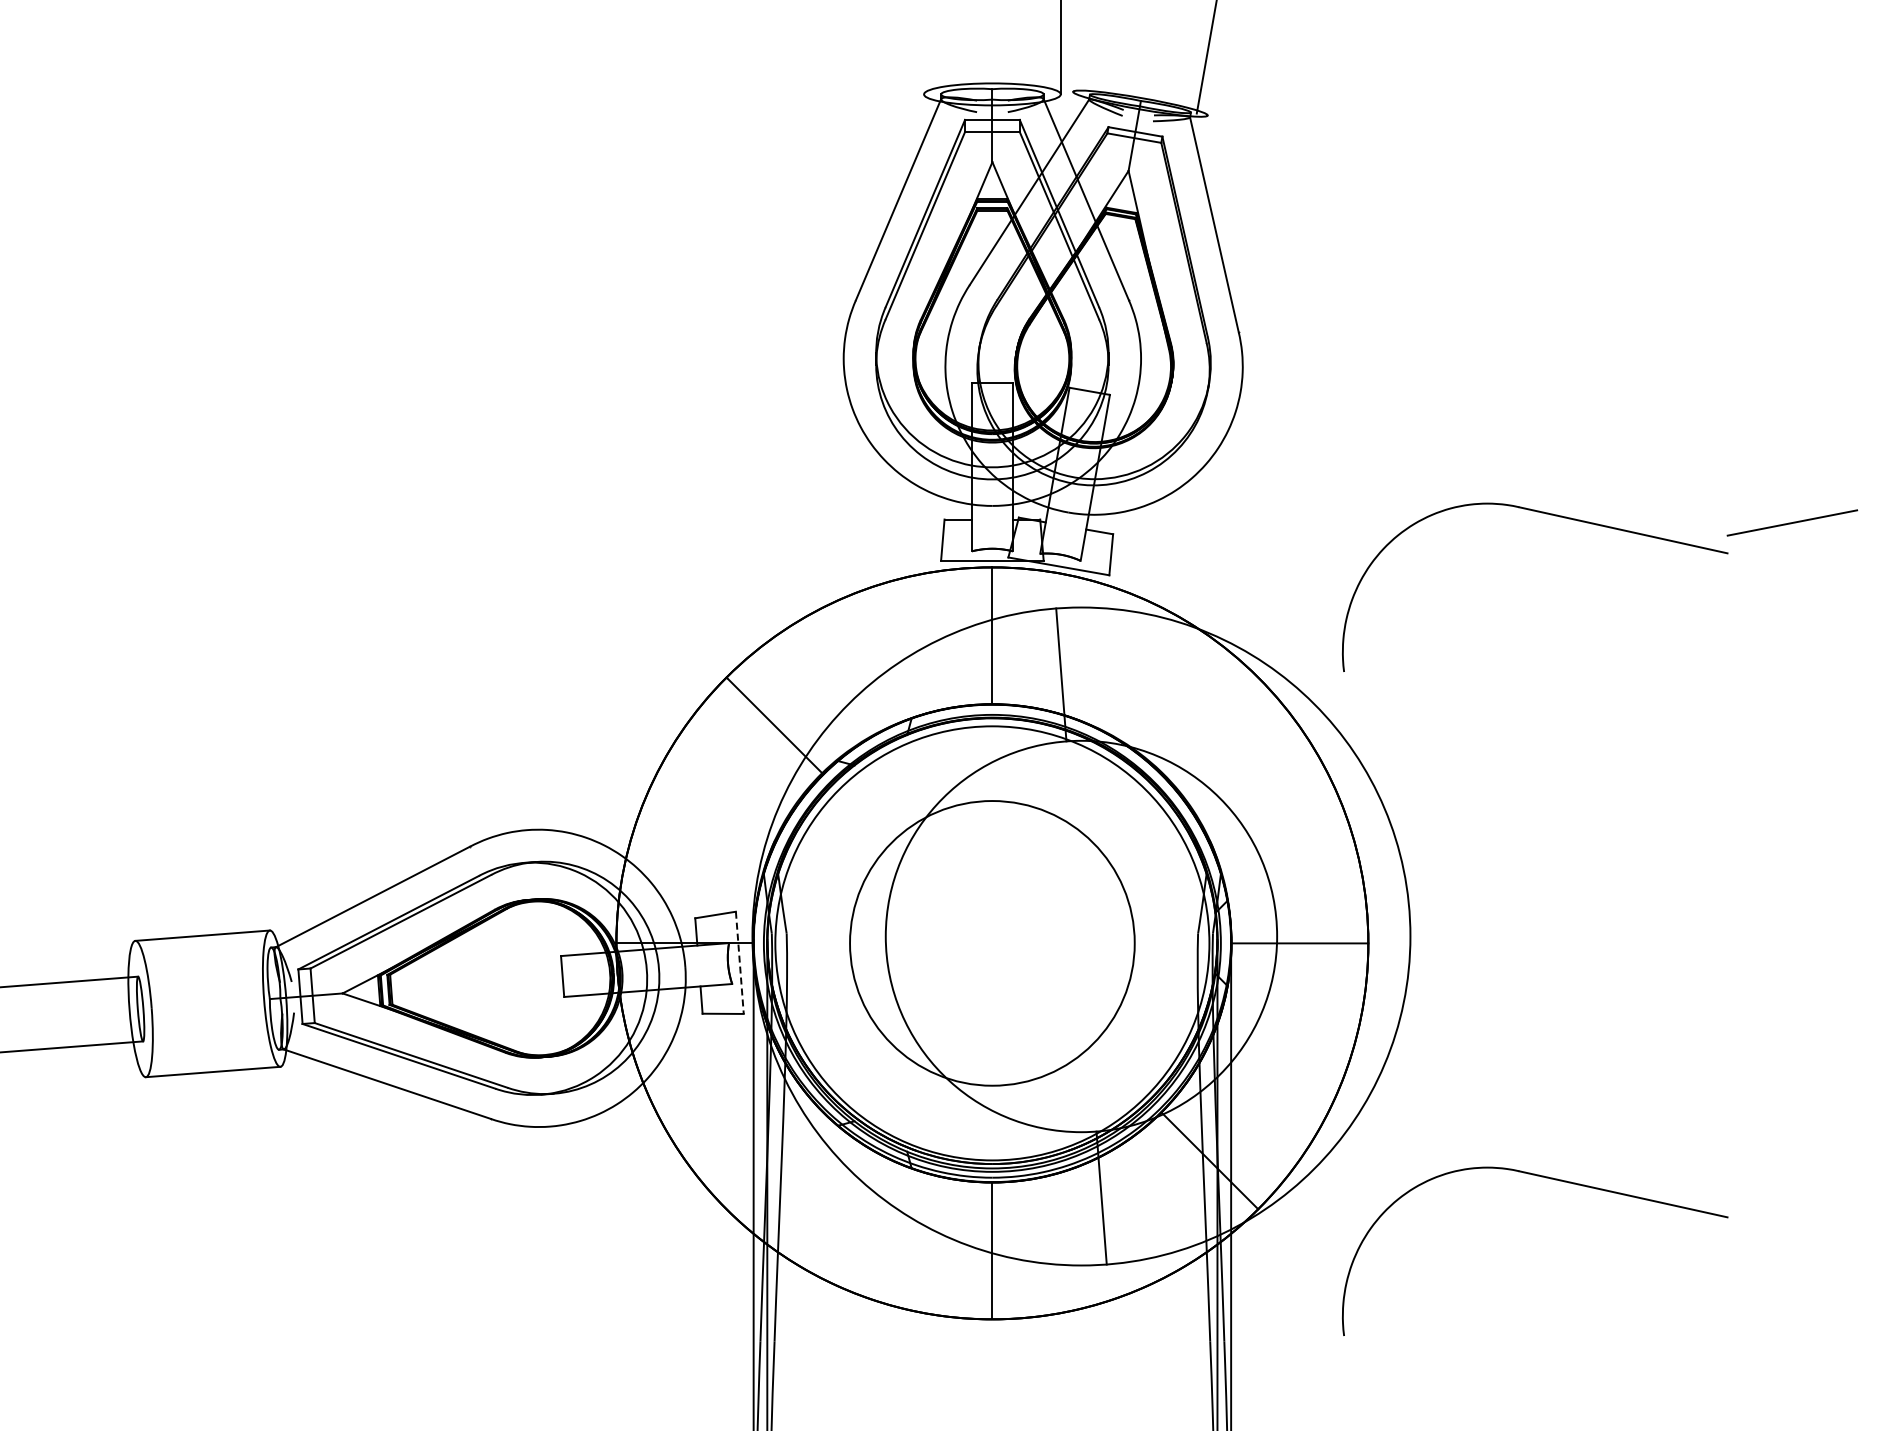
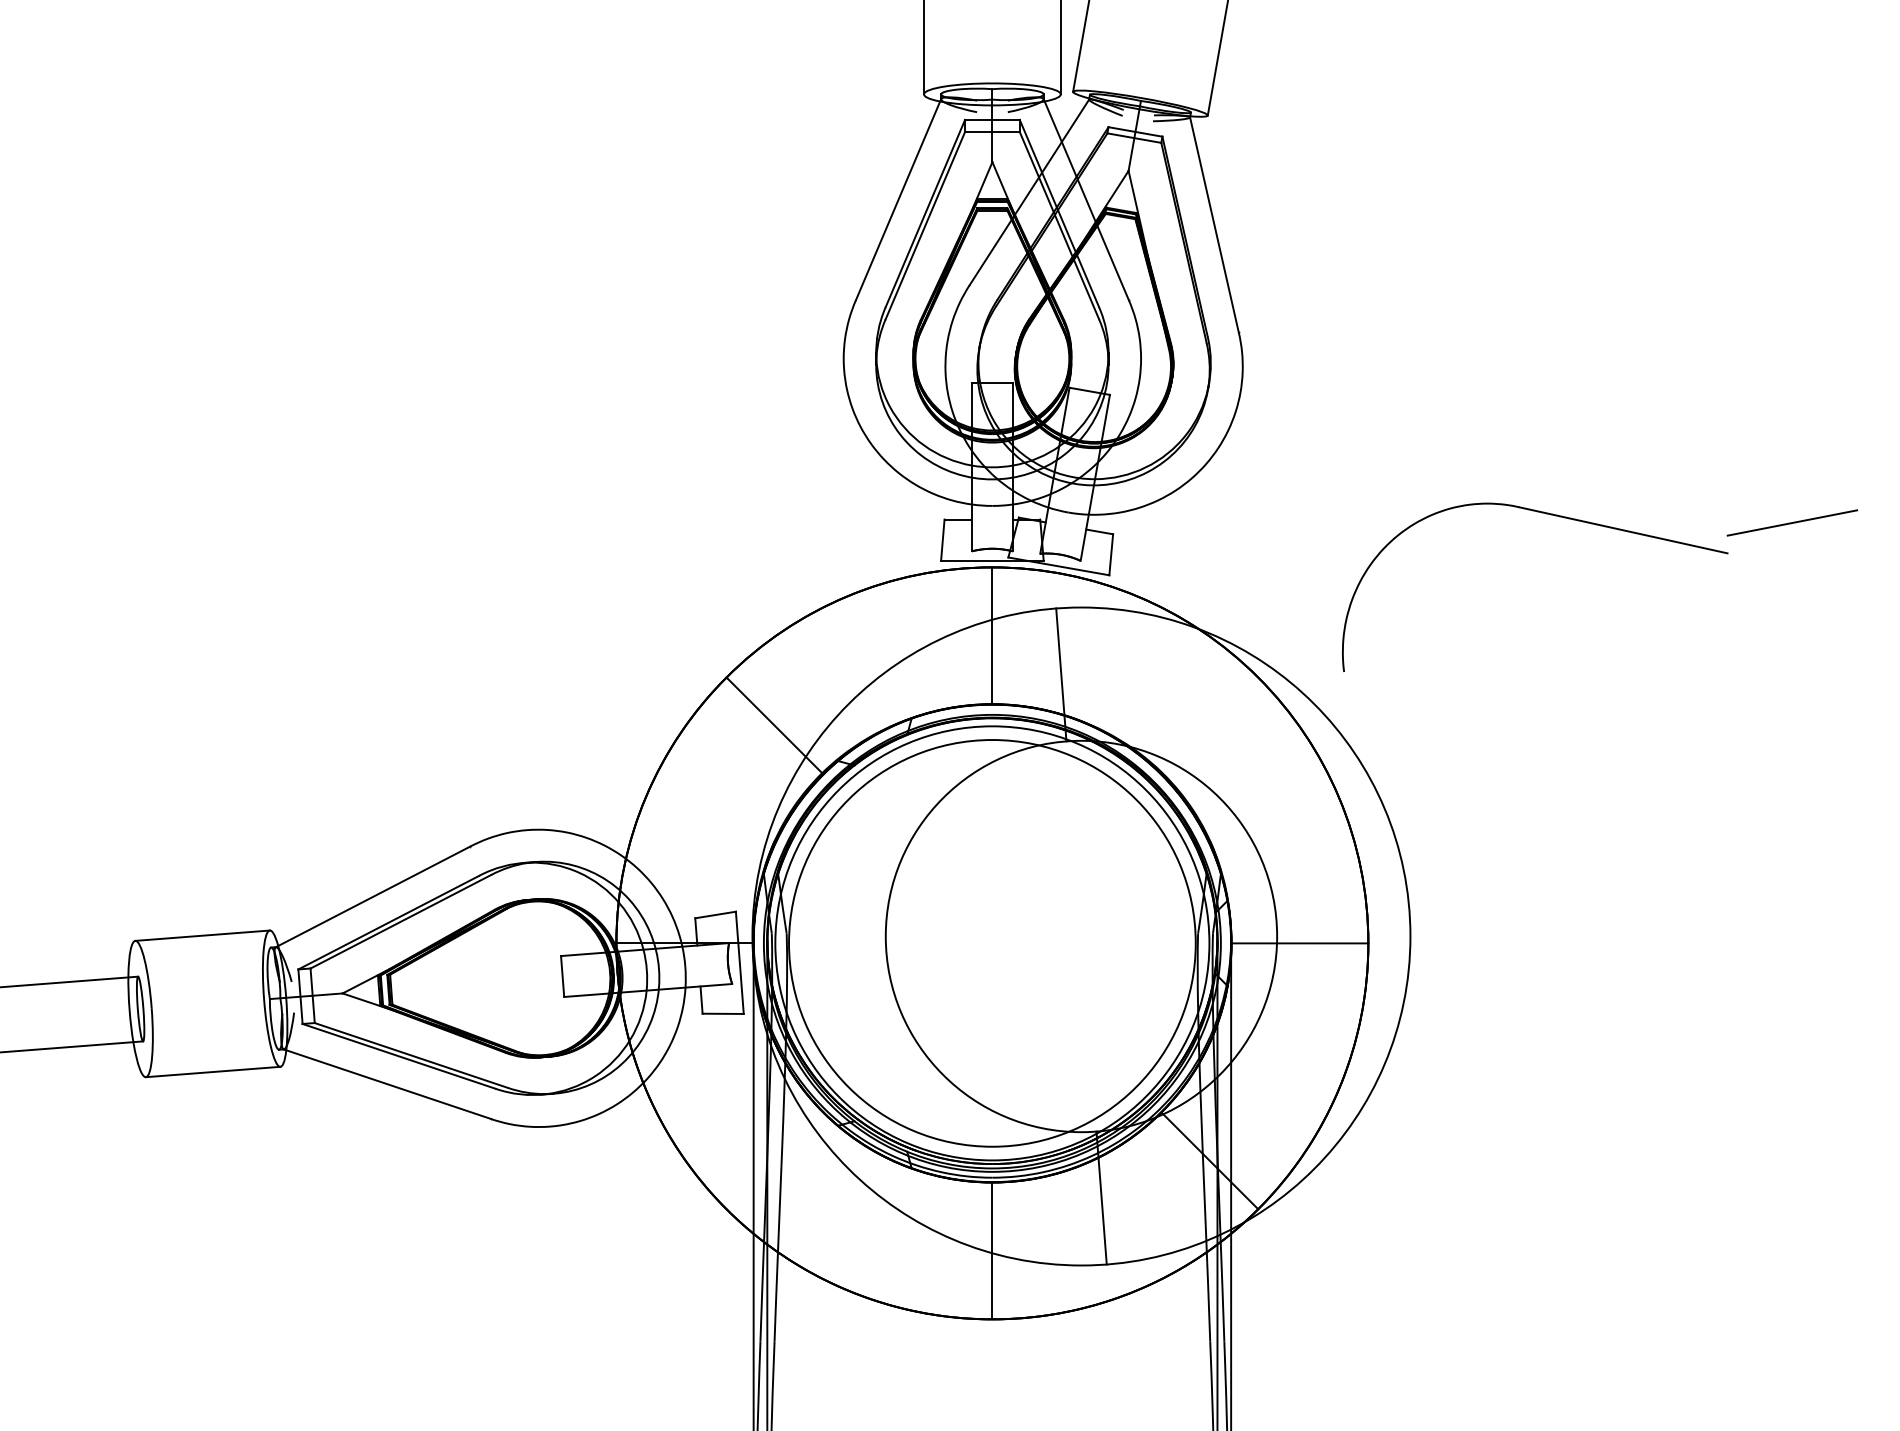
line: none -> present (1080, 46)
line: none -> present (924, 48)
line position: (1206, 57) -> (1217, 58) (1217, 58)
circle diameter: 285 px -> 407 px (992, 943)
line: dashed -> solid (739, 963)
part: present -> none (1550, 1179)
